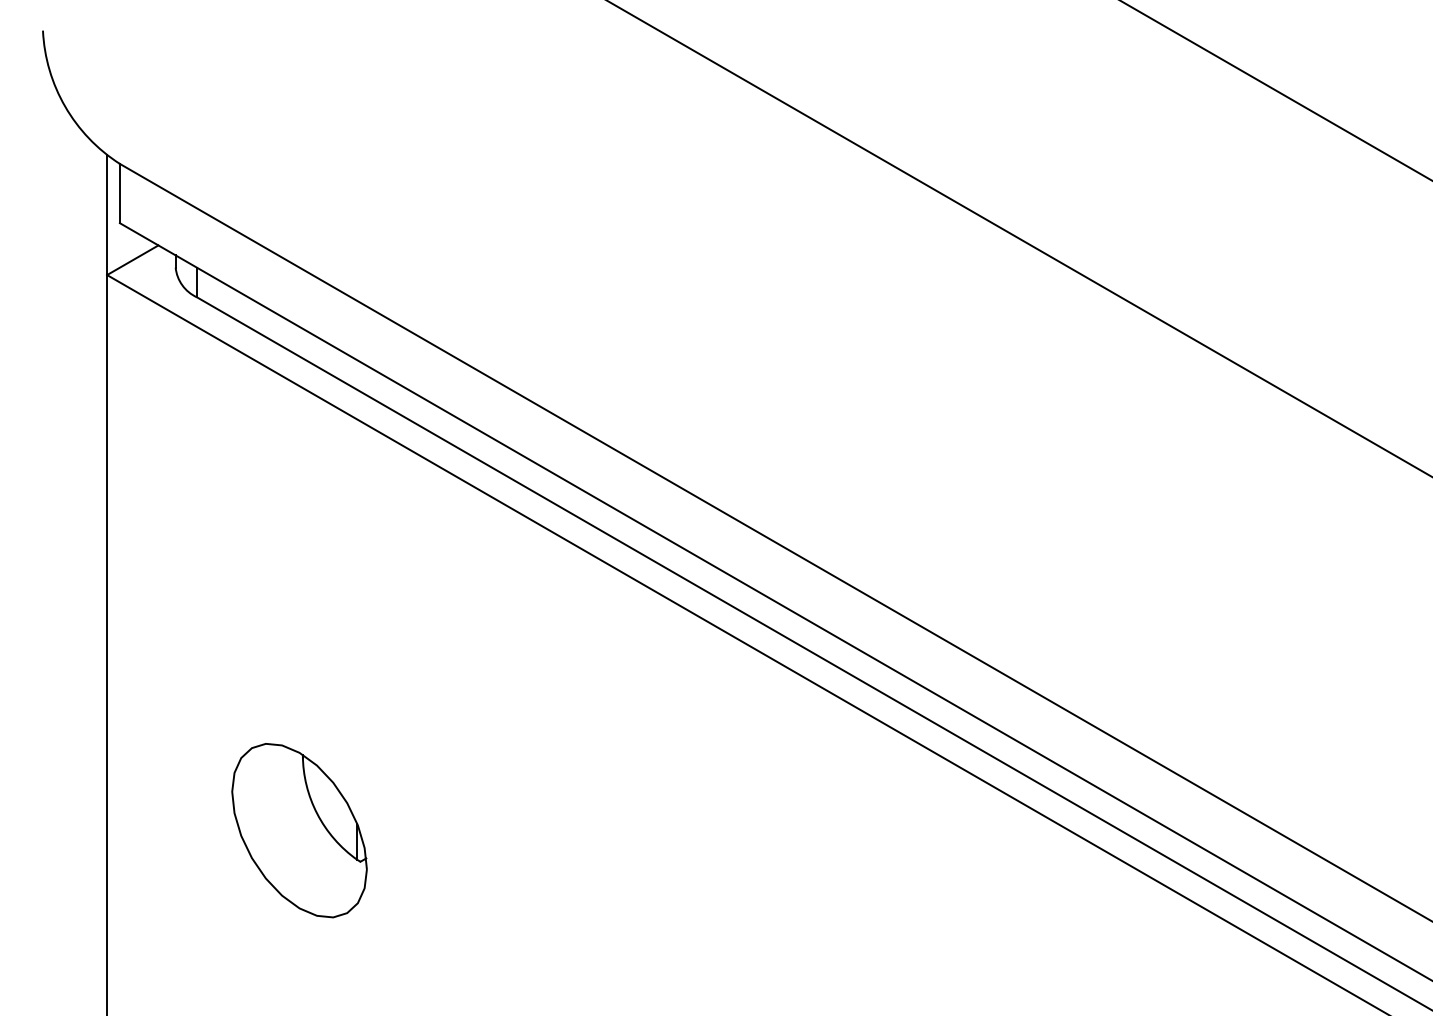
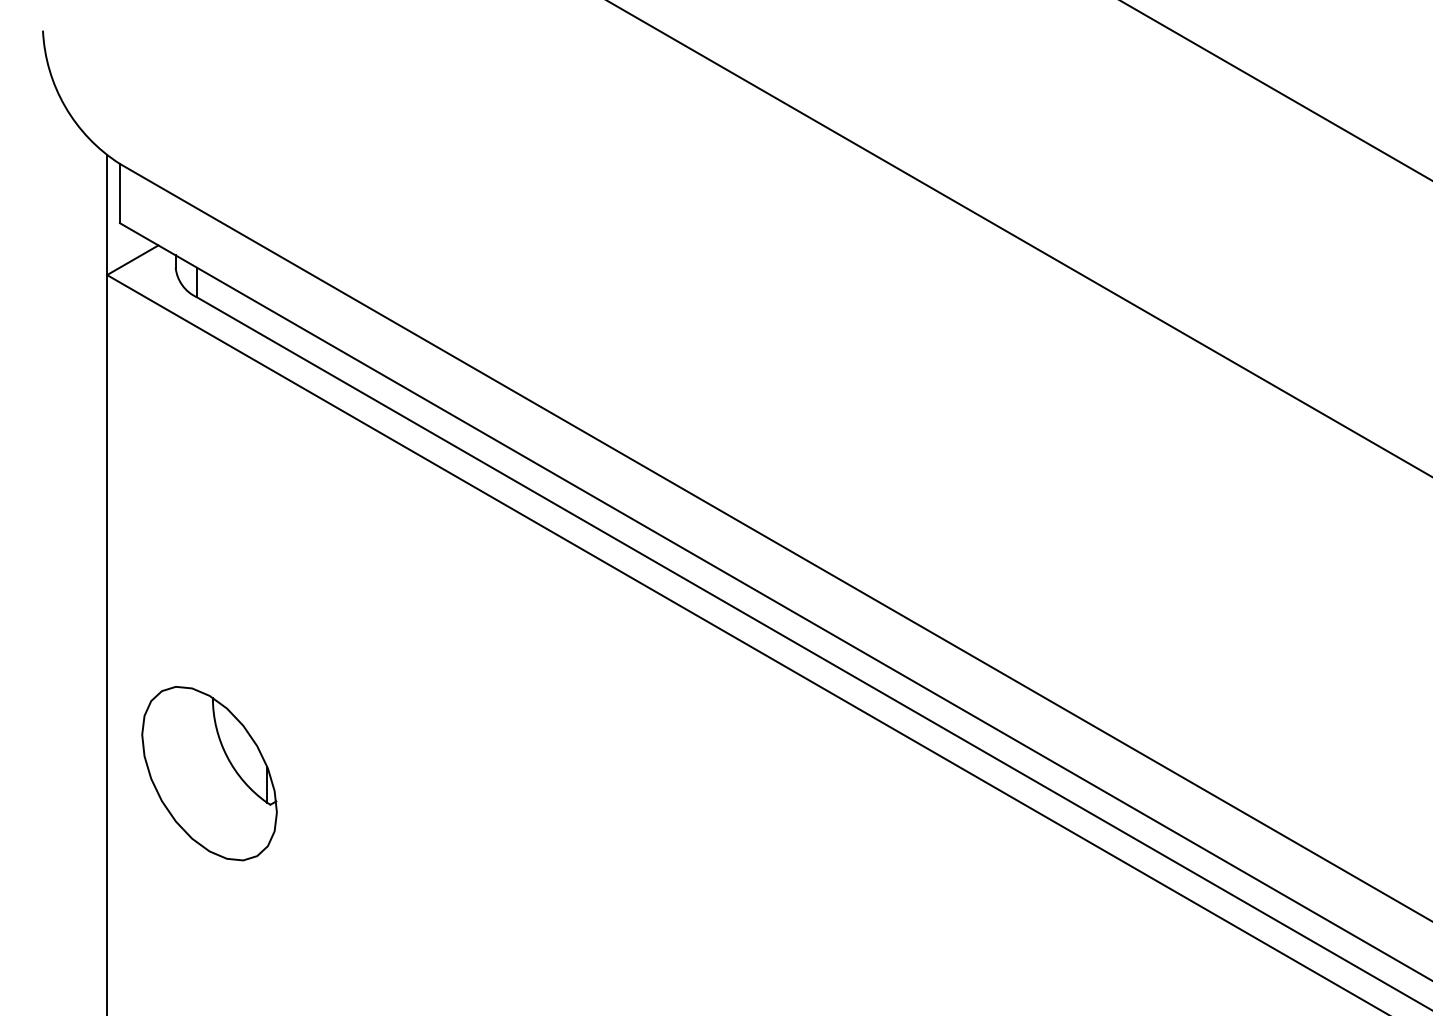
part position: (299, 830) -> (209, 773) (209, 773)
